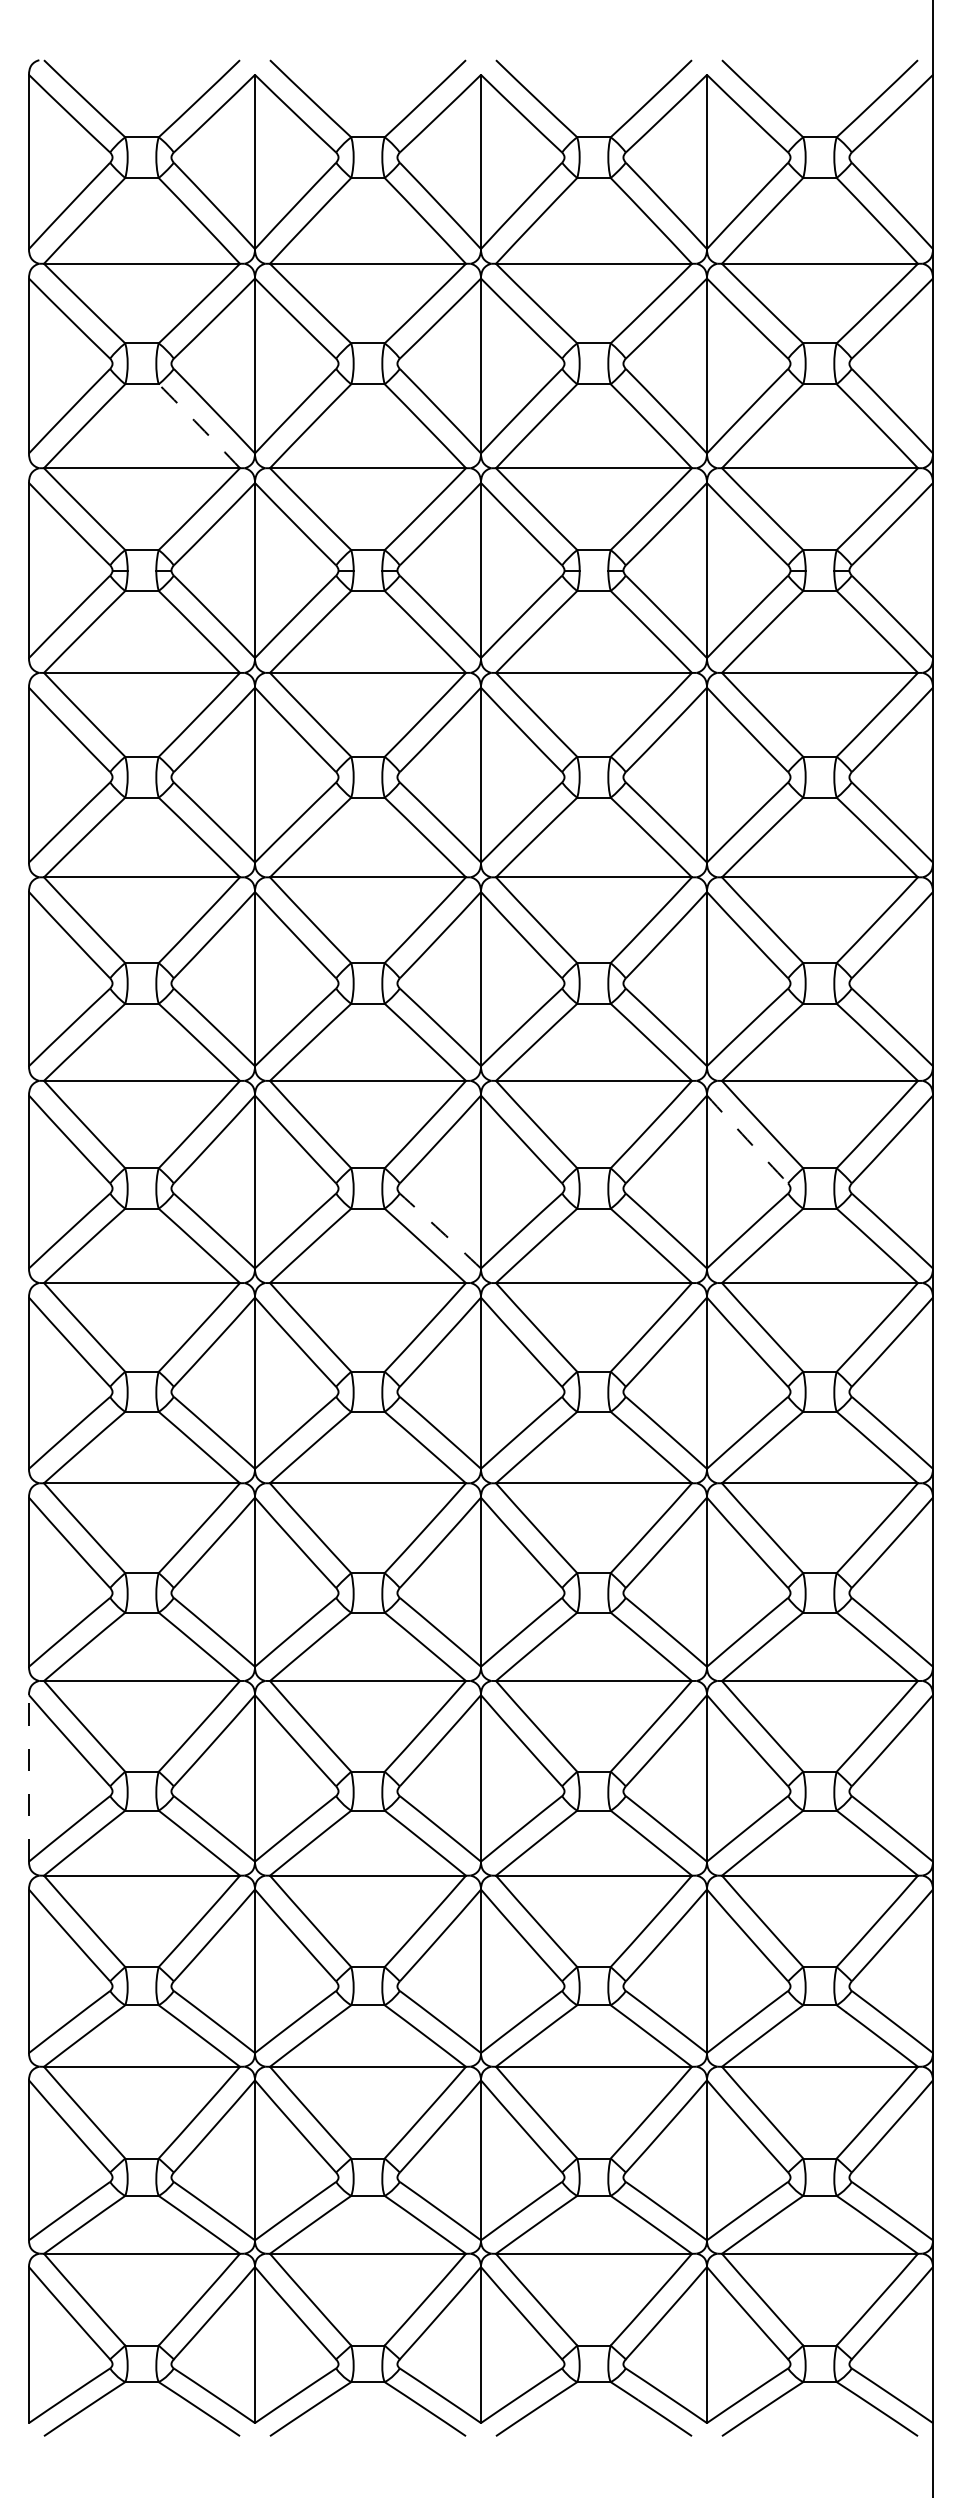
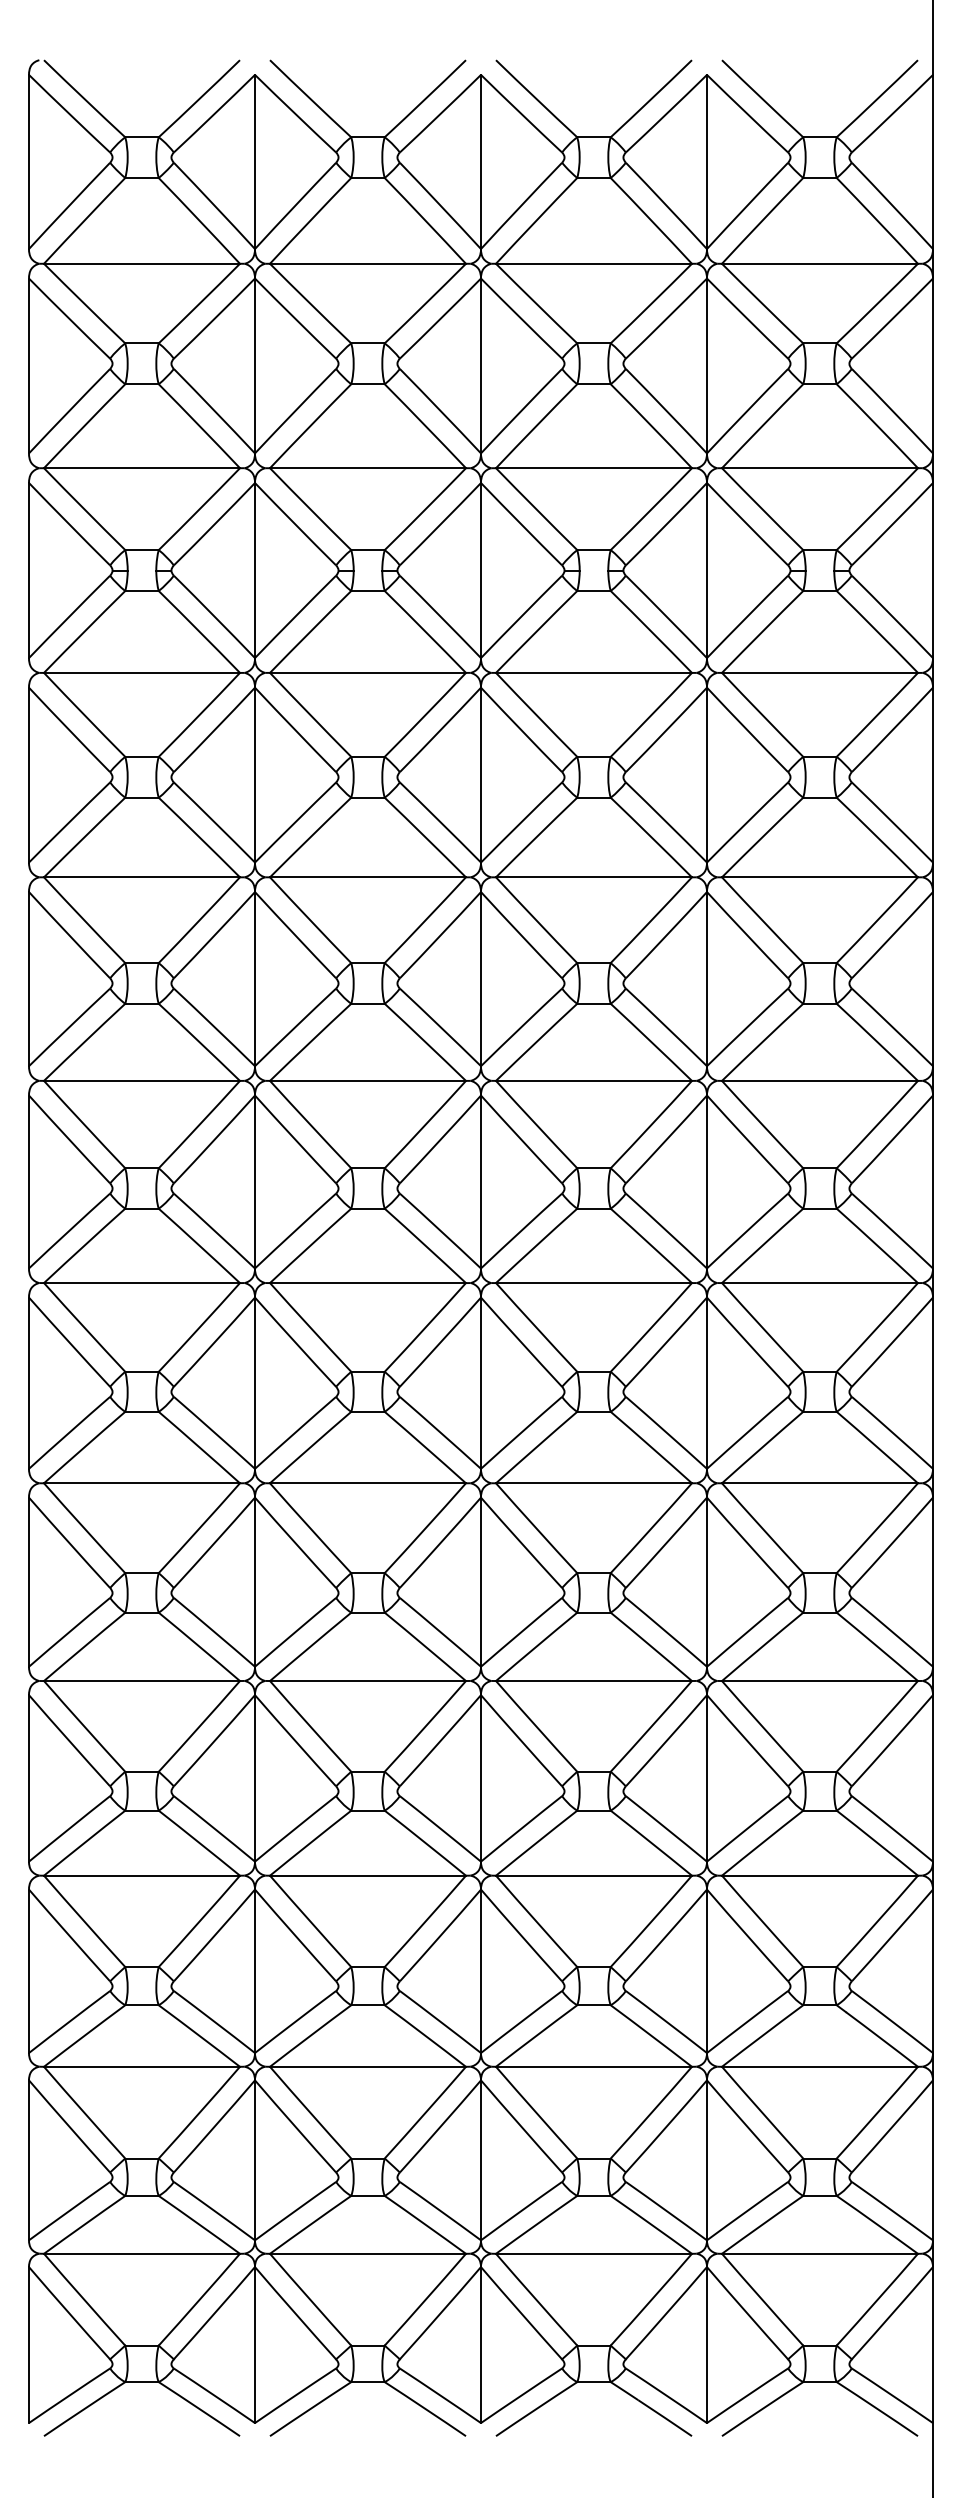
arc: dashed -> solid (199, 426)
arc: dashed -> solid (747, 1139)
arc: dashed -> solid (440, 1230)
line: dashed -> solid (29, 1777)
